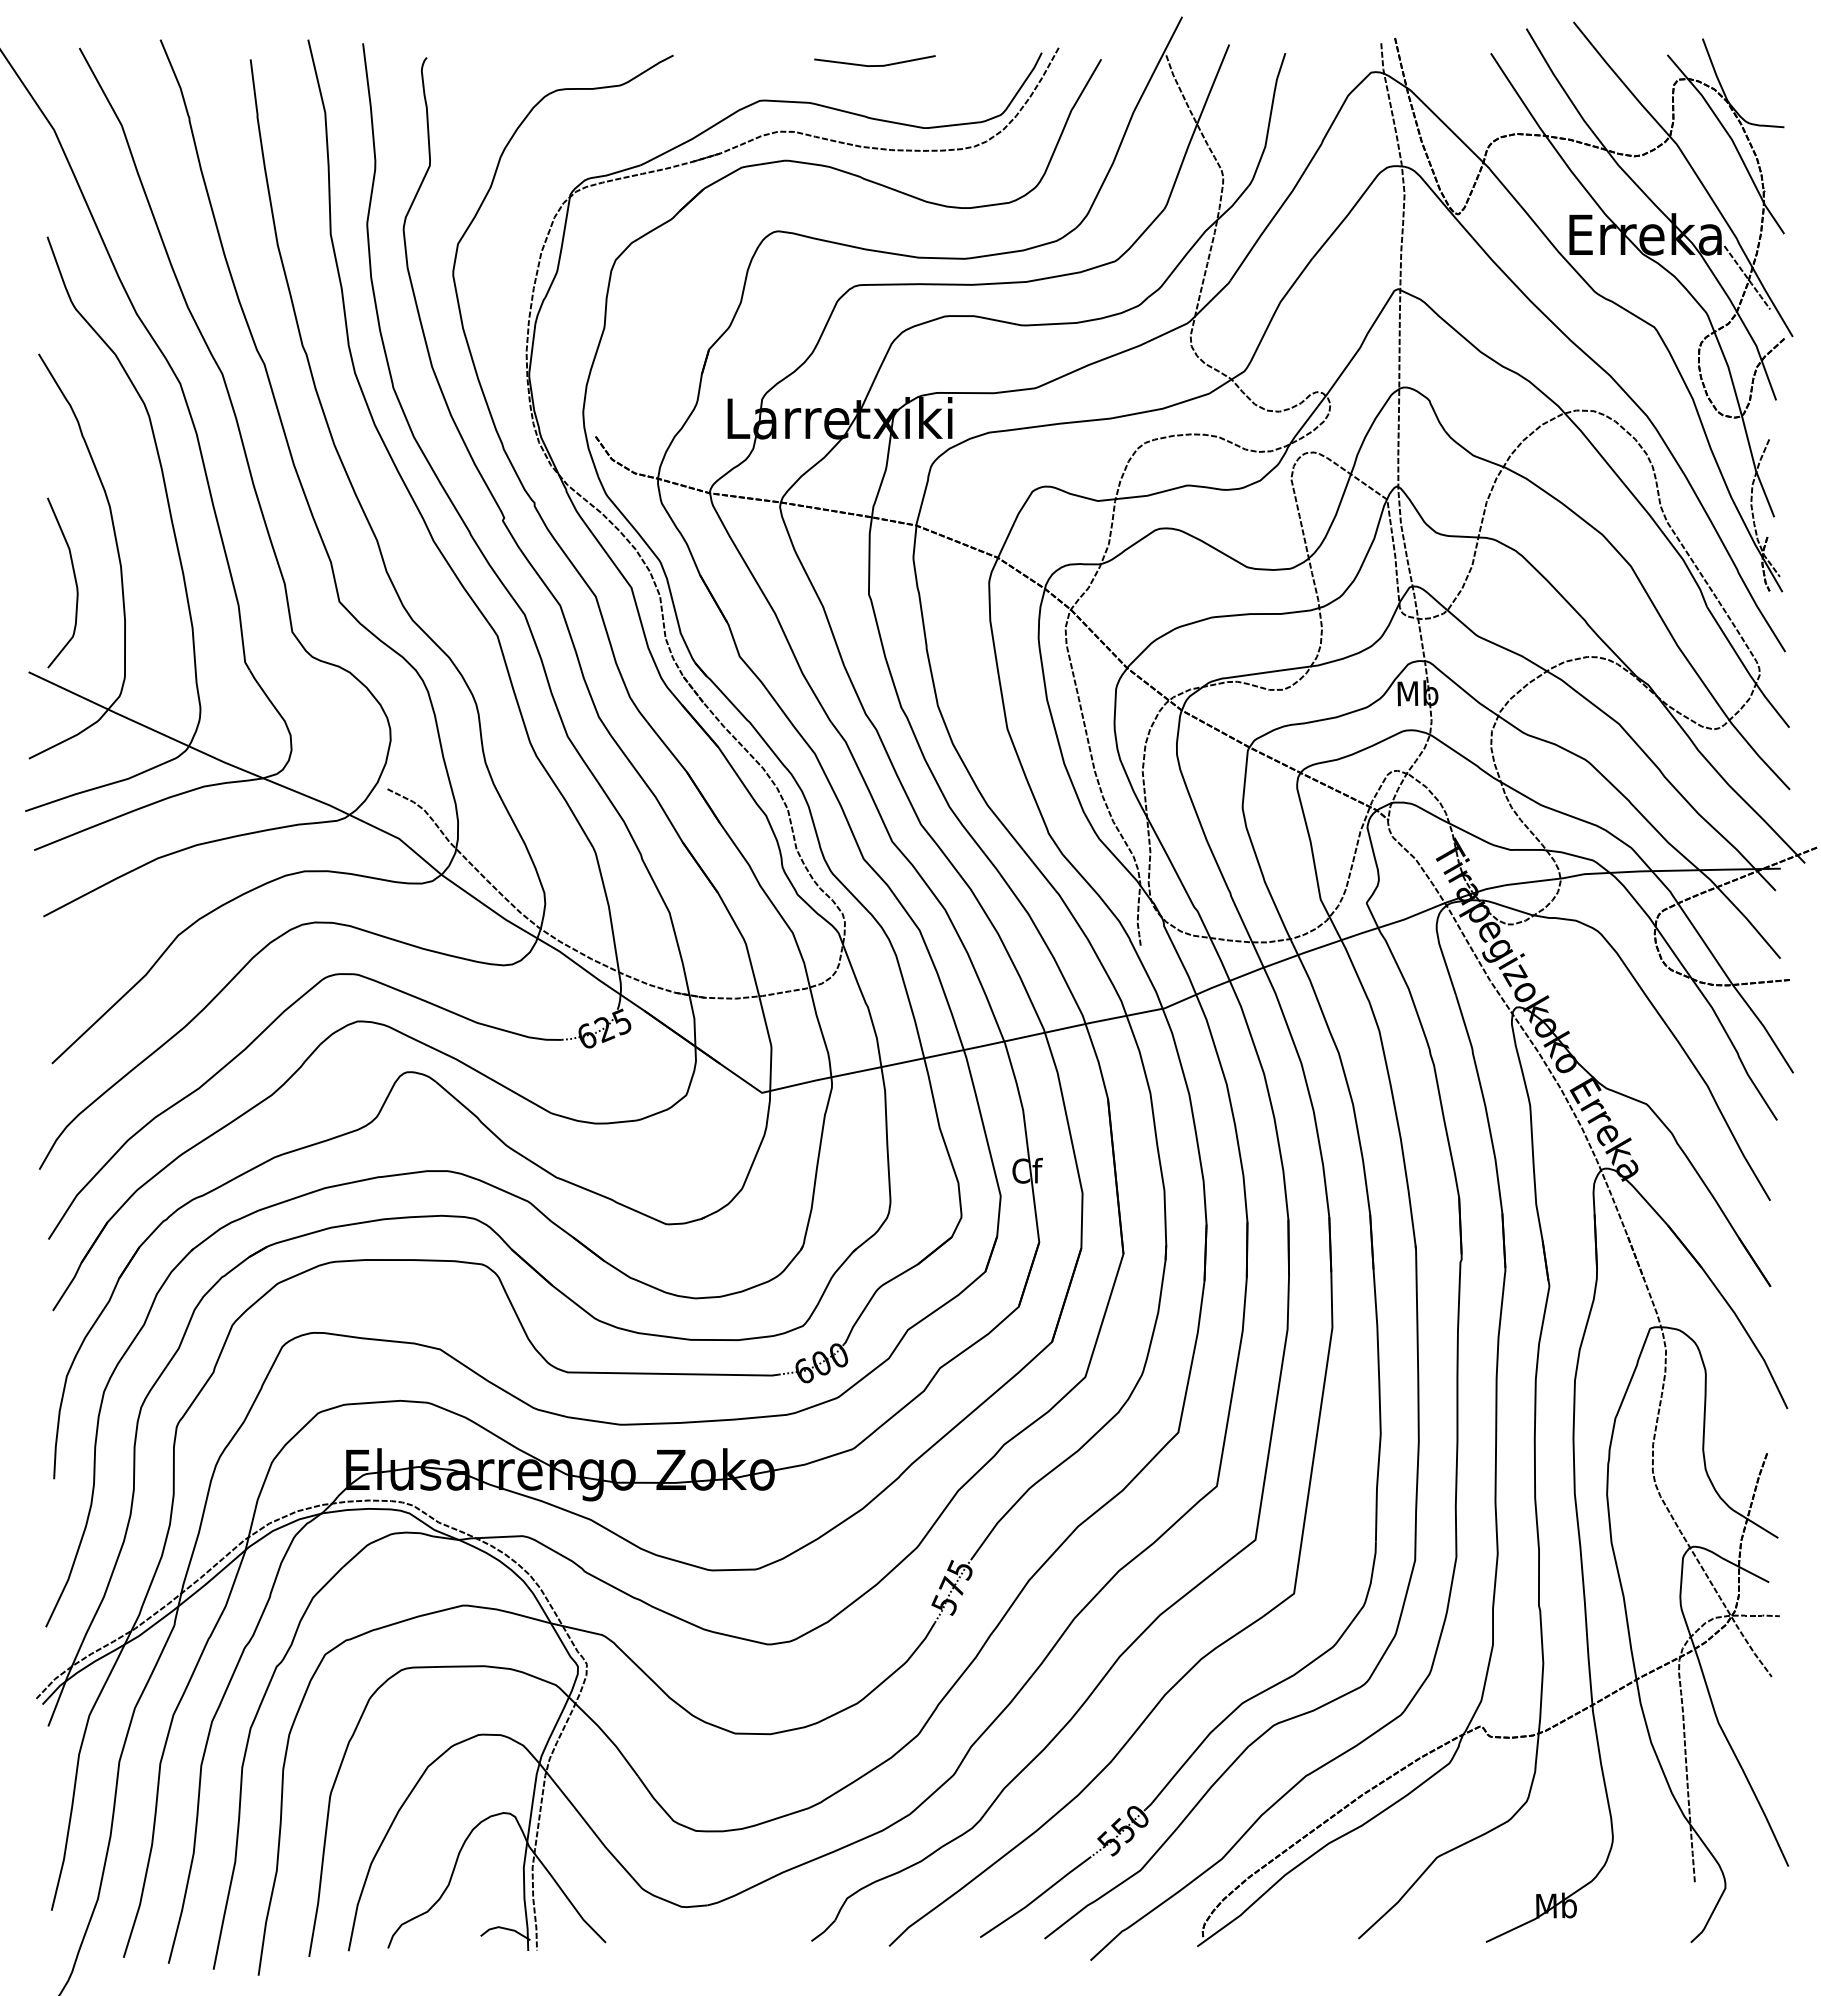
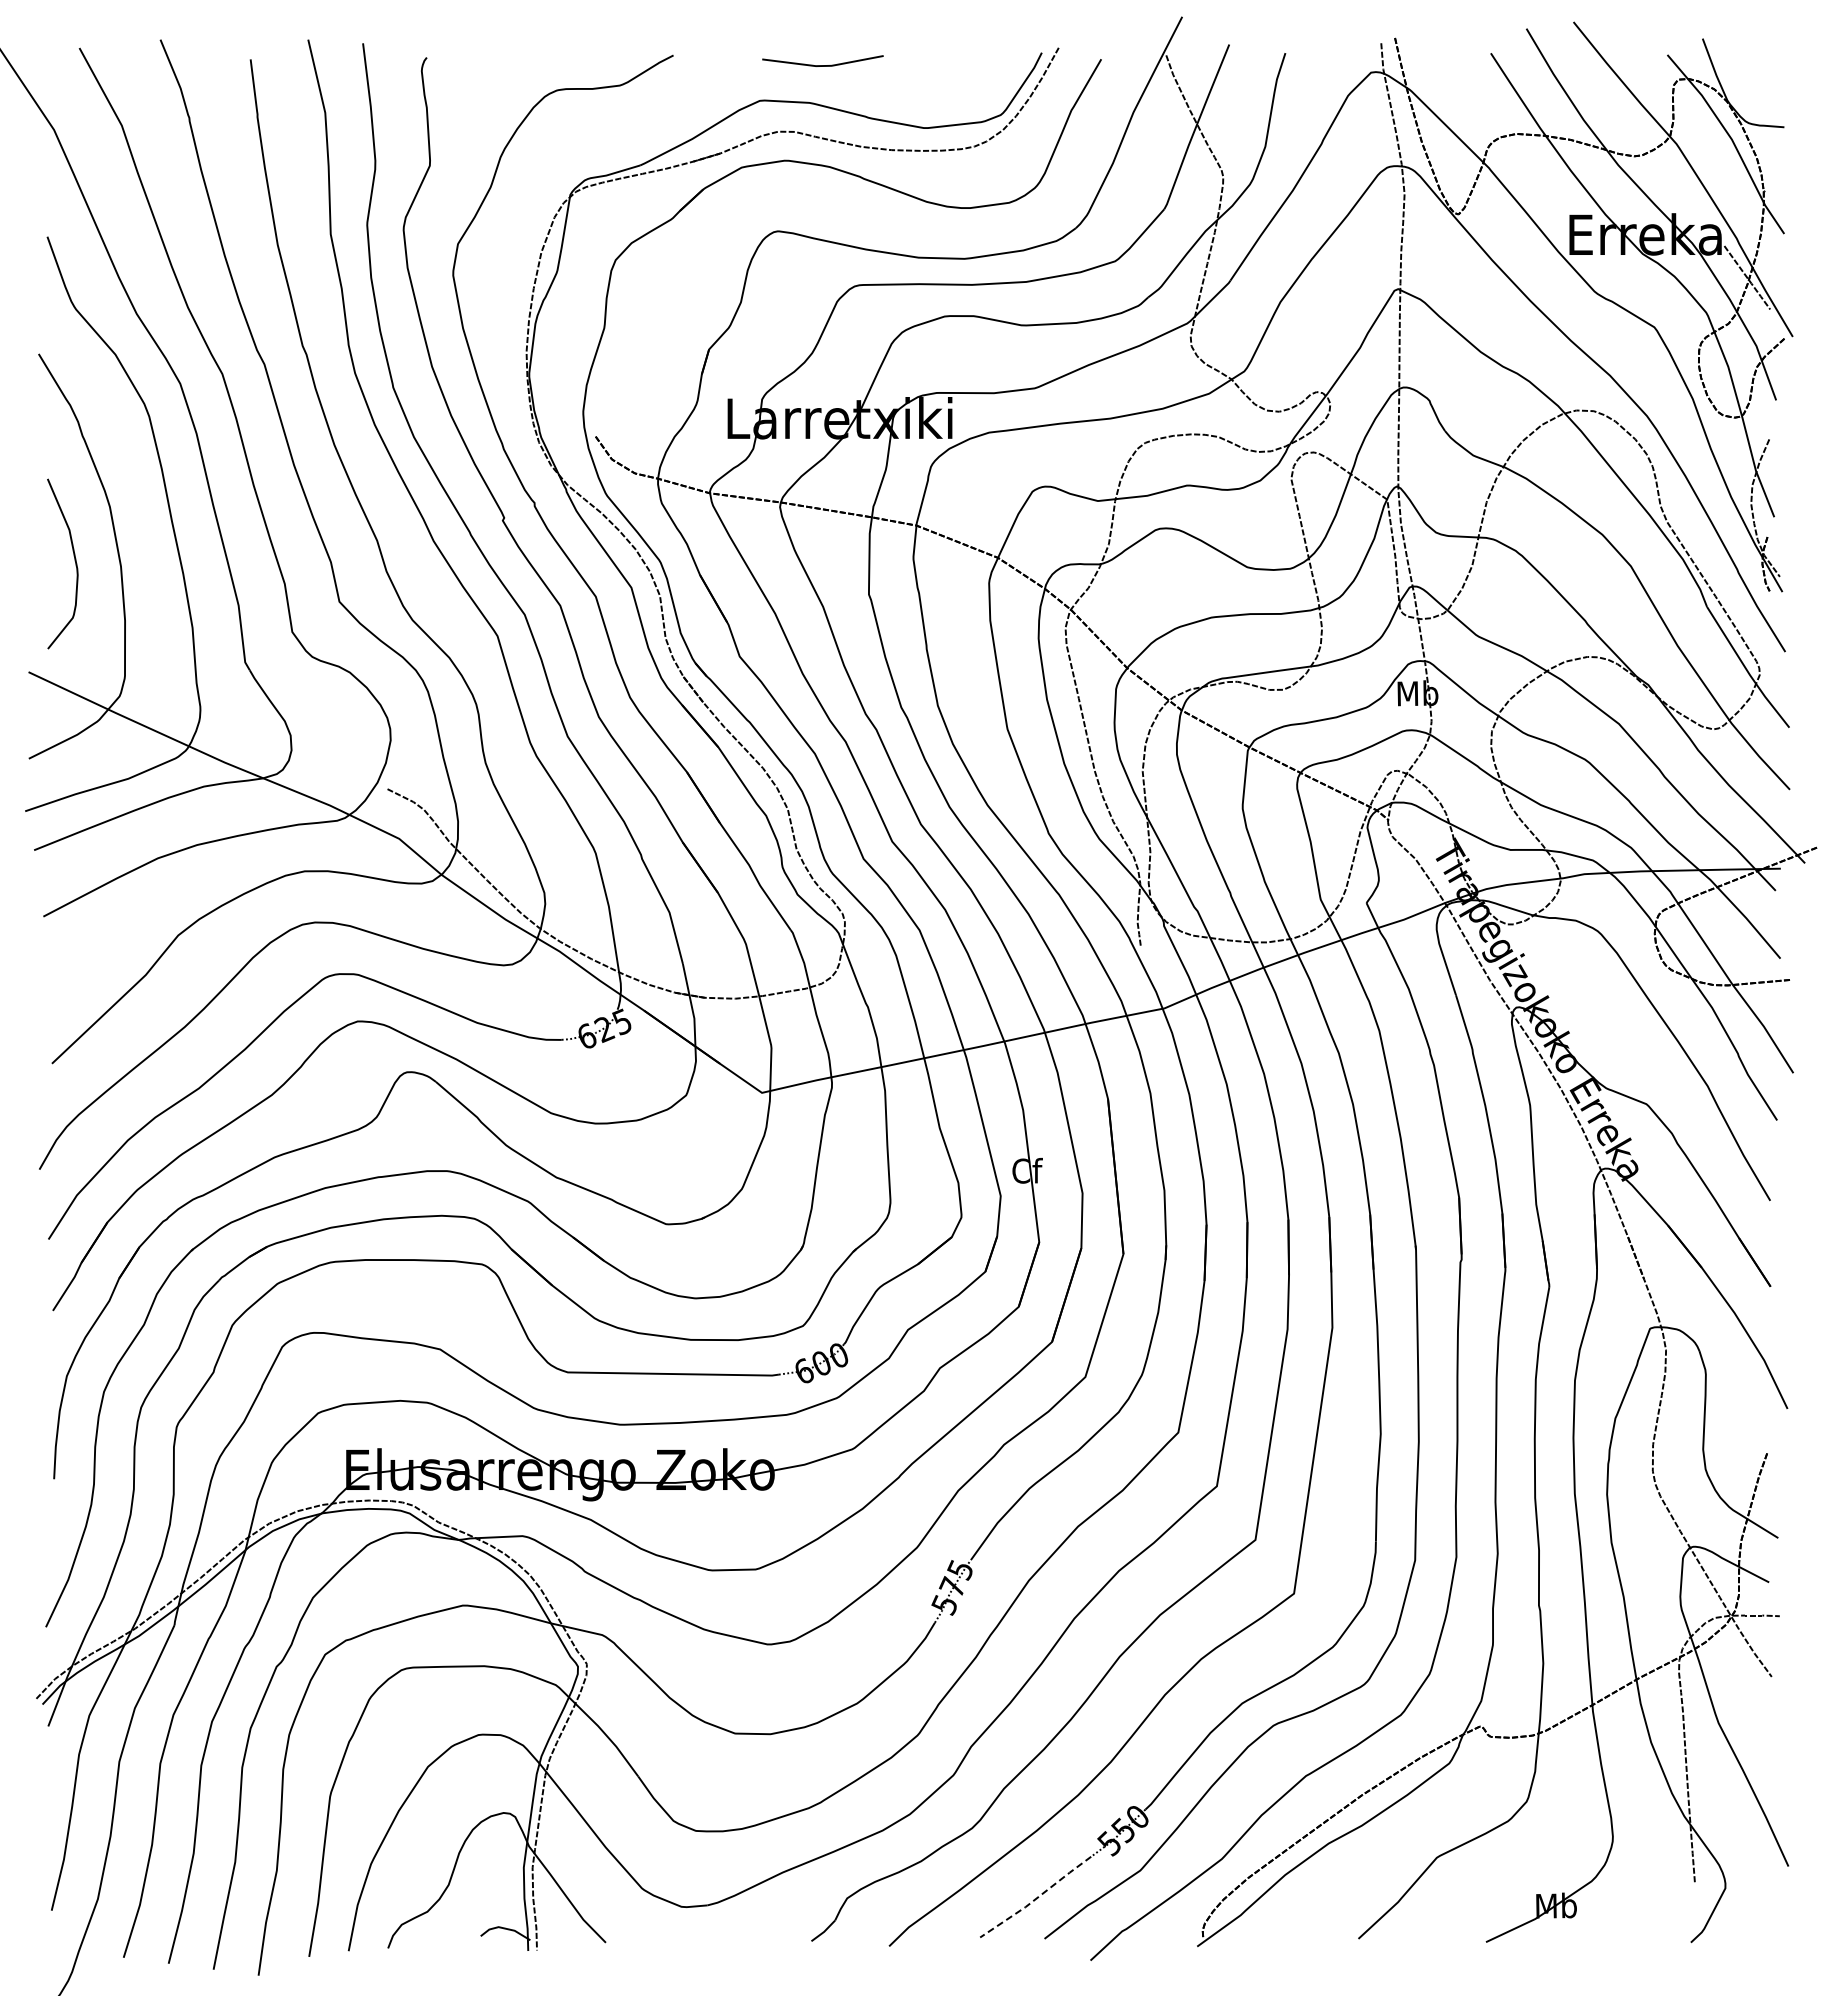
line position: (874, 65) -> (822, 65) (822, 65)
curve position: (74, 580) -> (74, 561) (74, 561)
line: solid -> dashed (1036, 1898)
